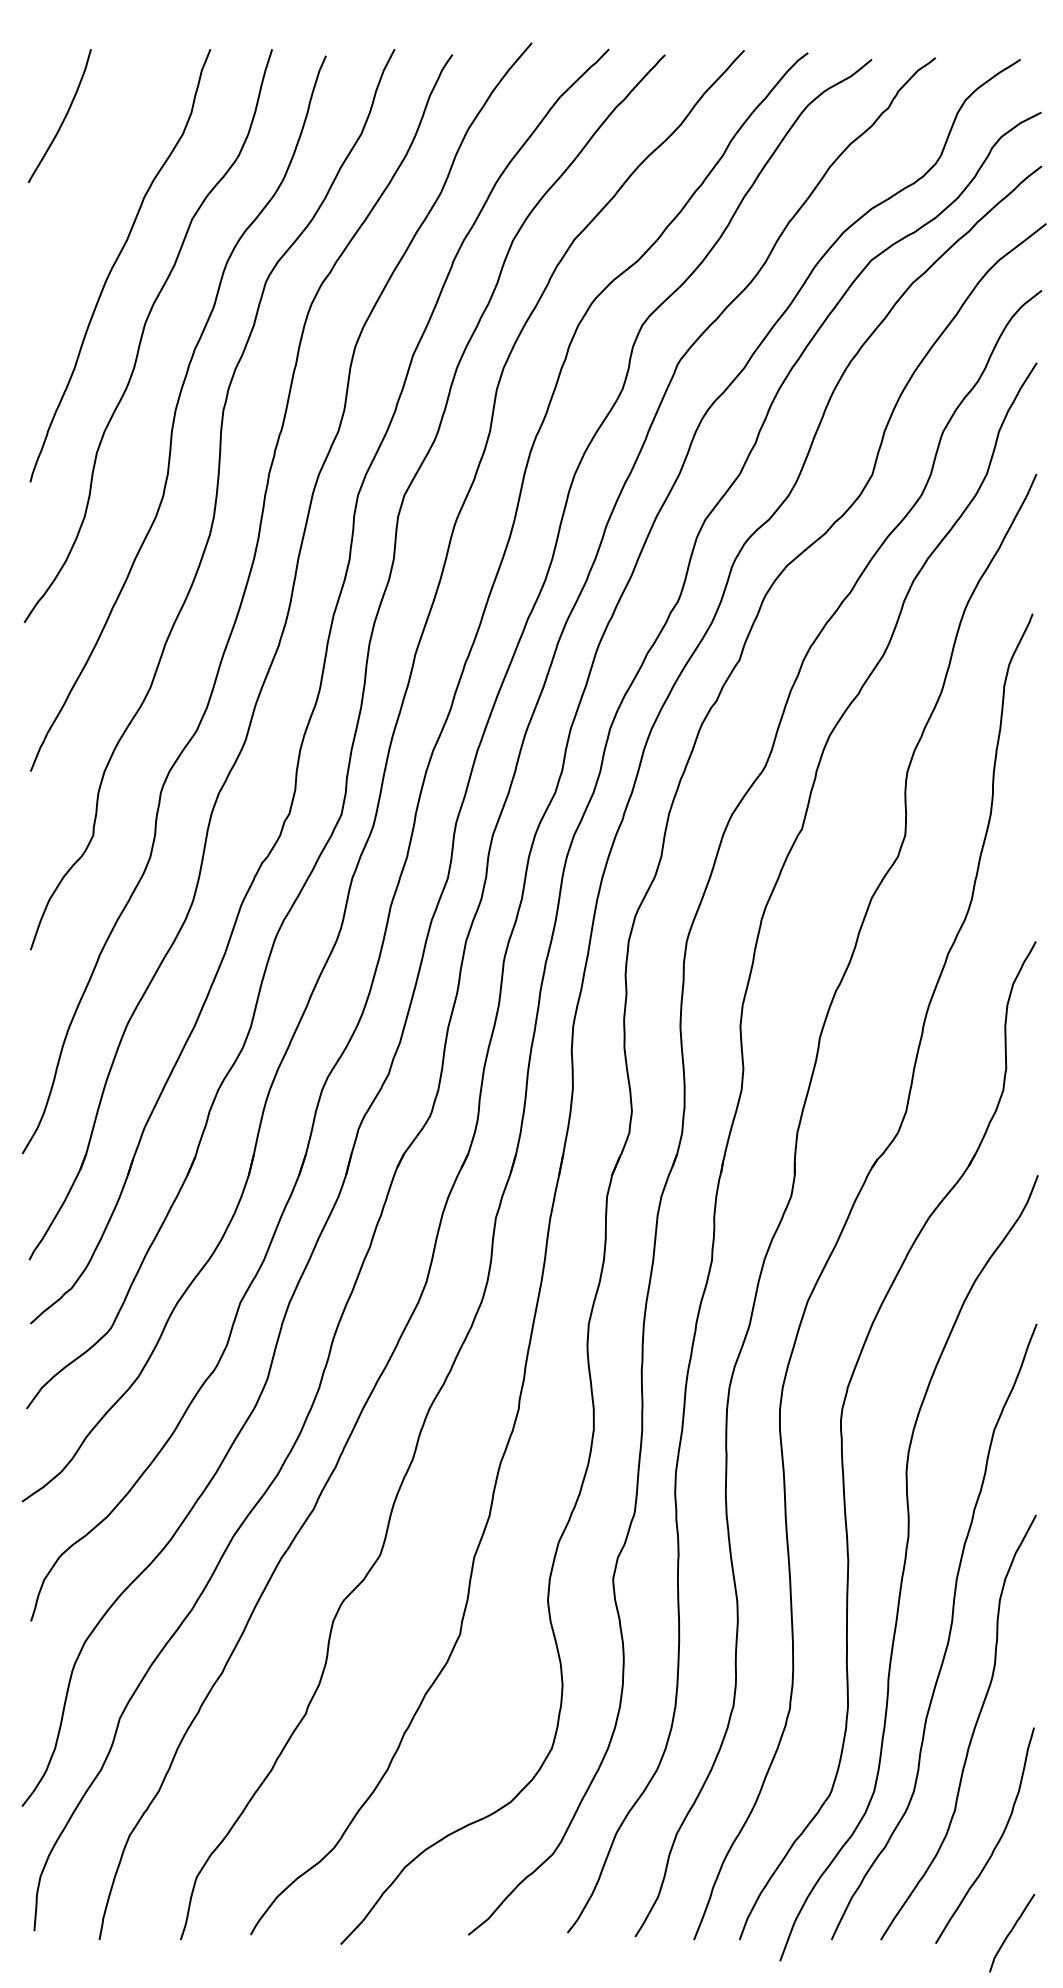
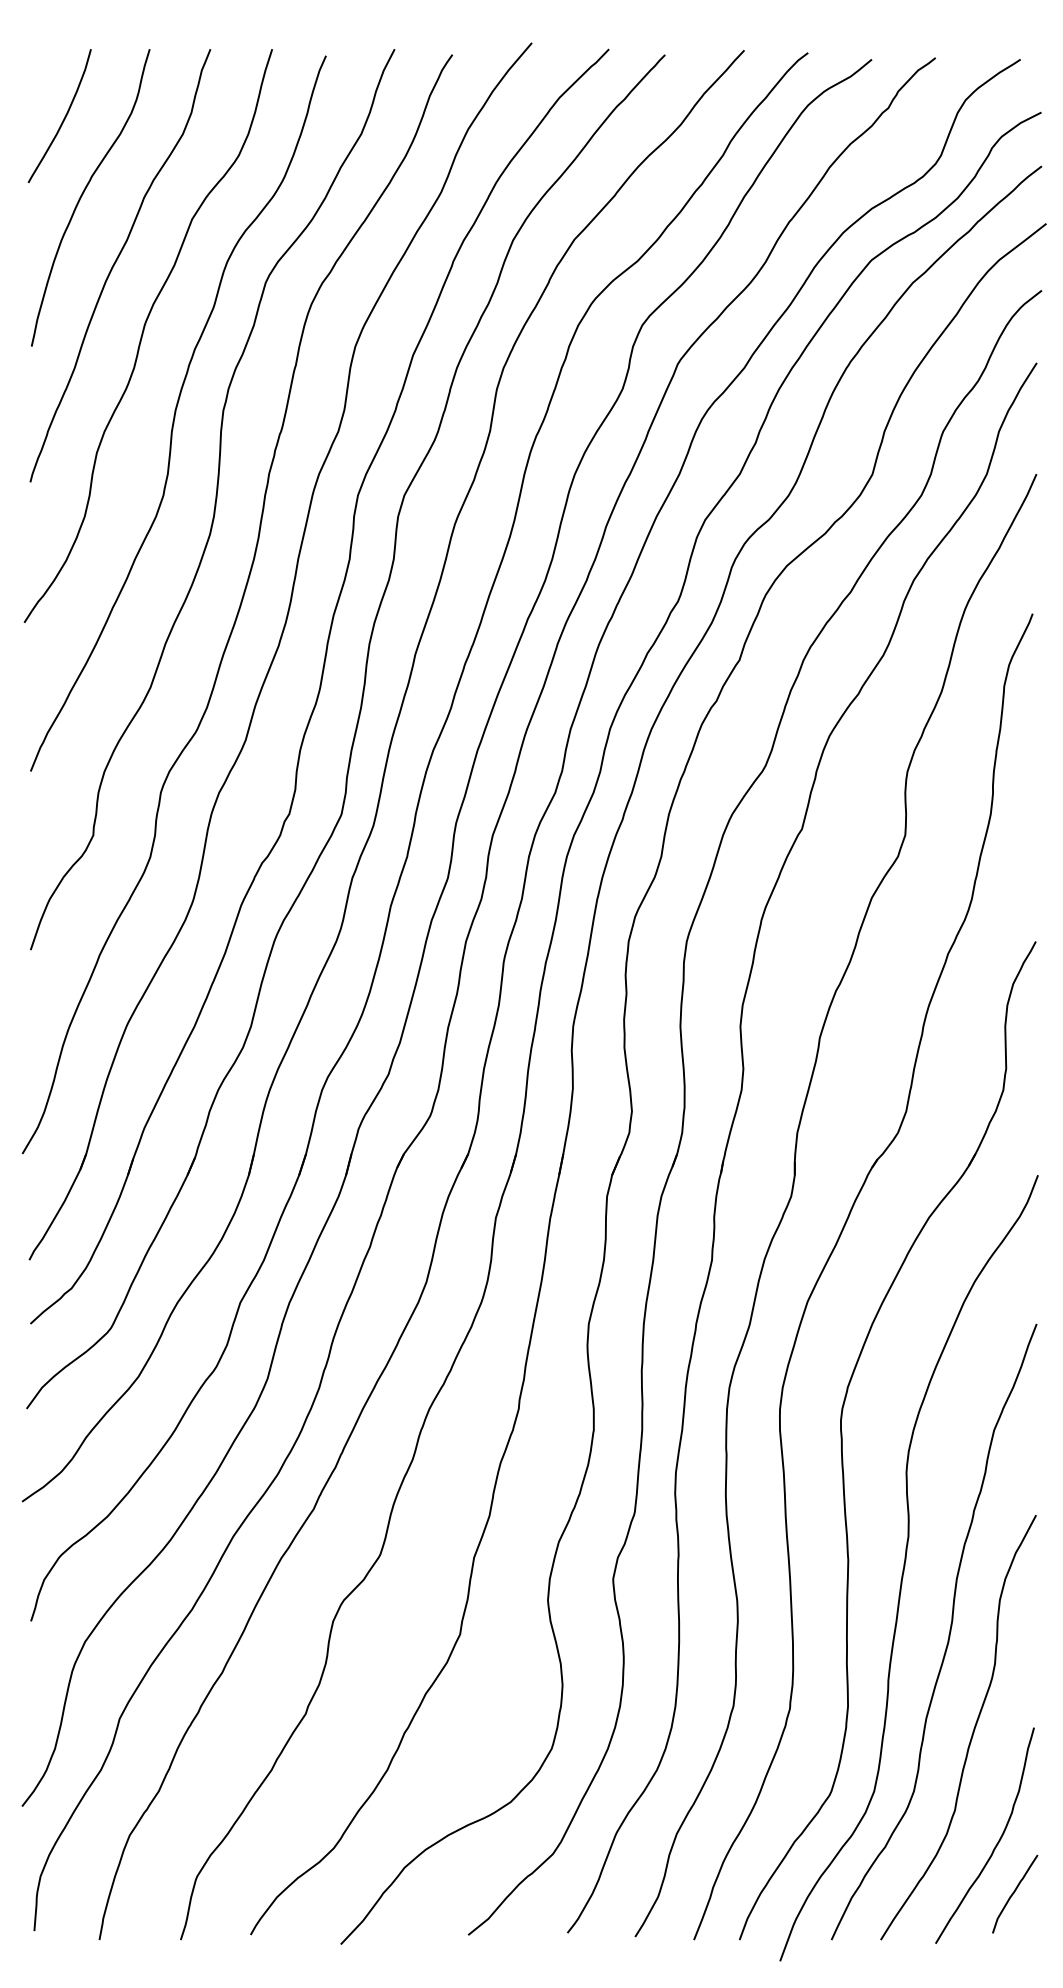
curve: none -> present (83, 194)
curve position: (1012, 1931) -> (1015, 1892) (1015, 1892)
